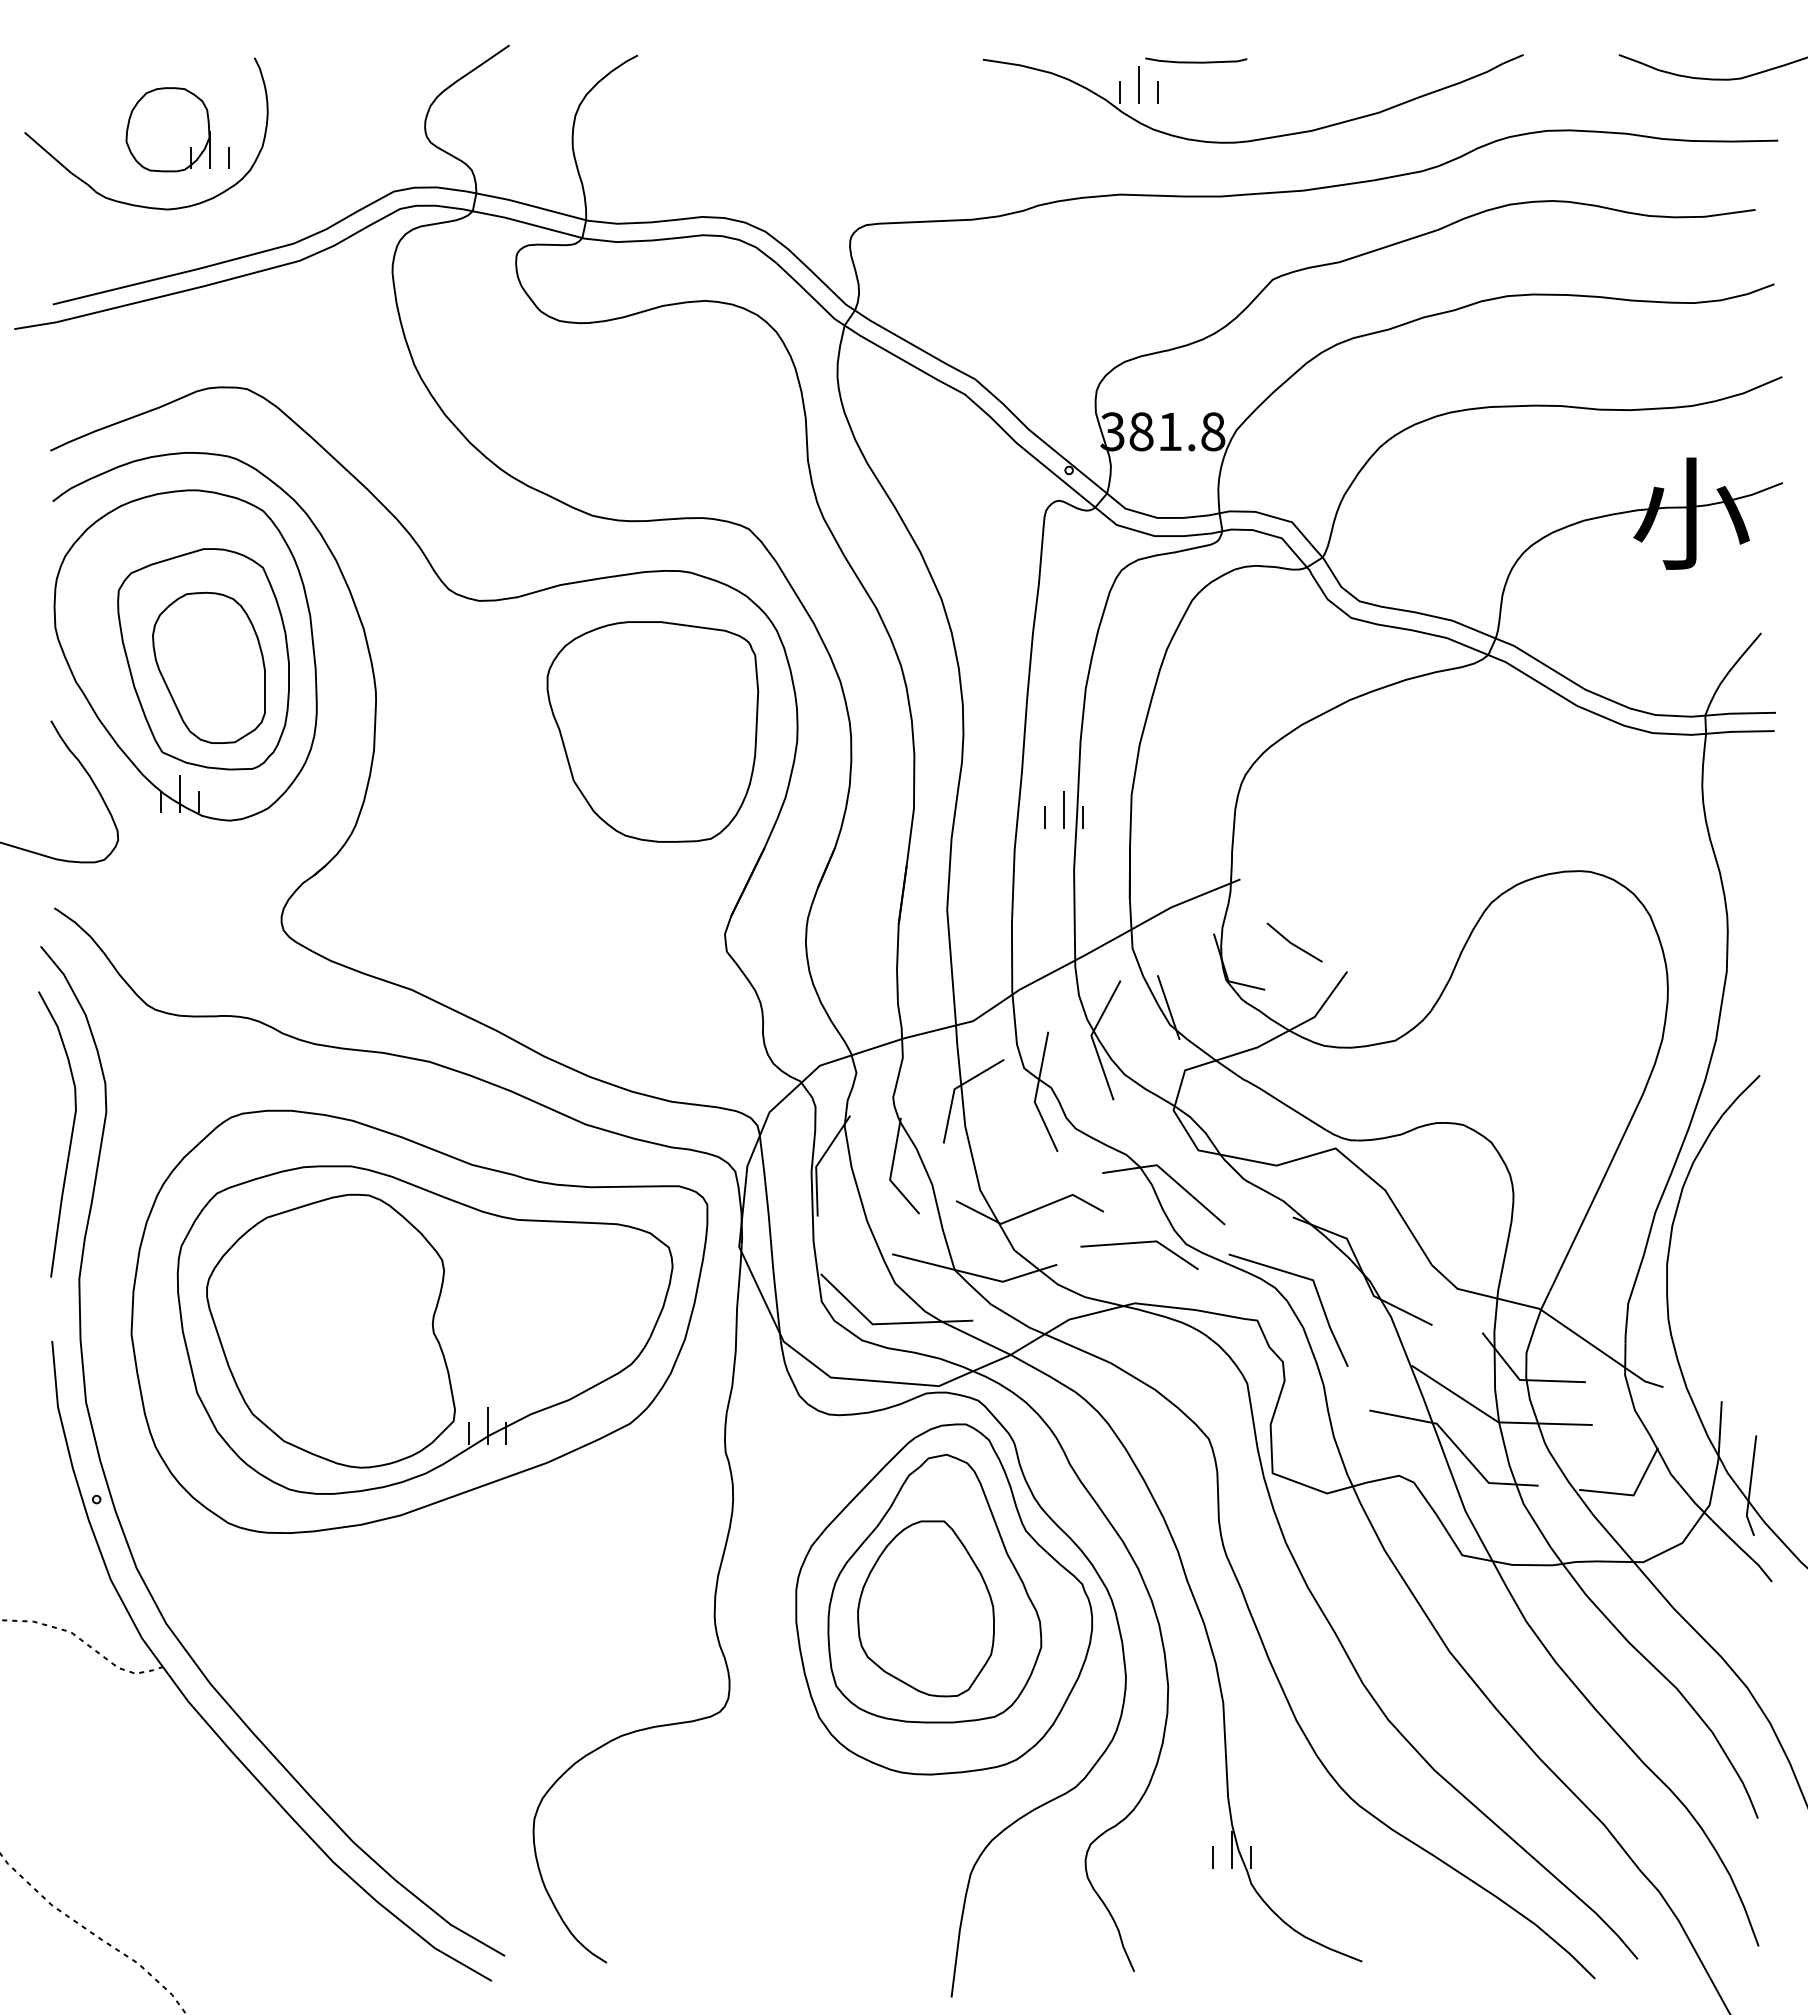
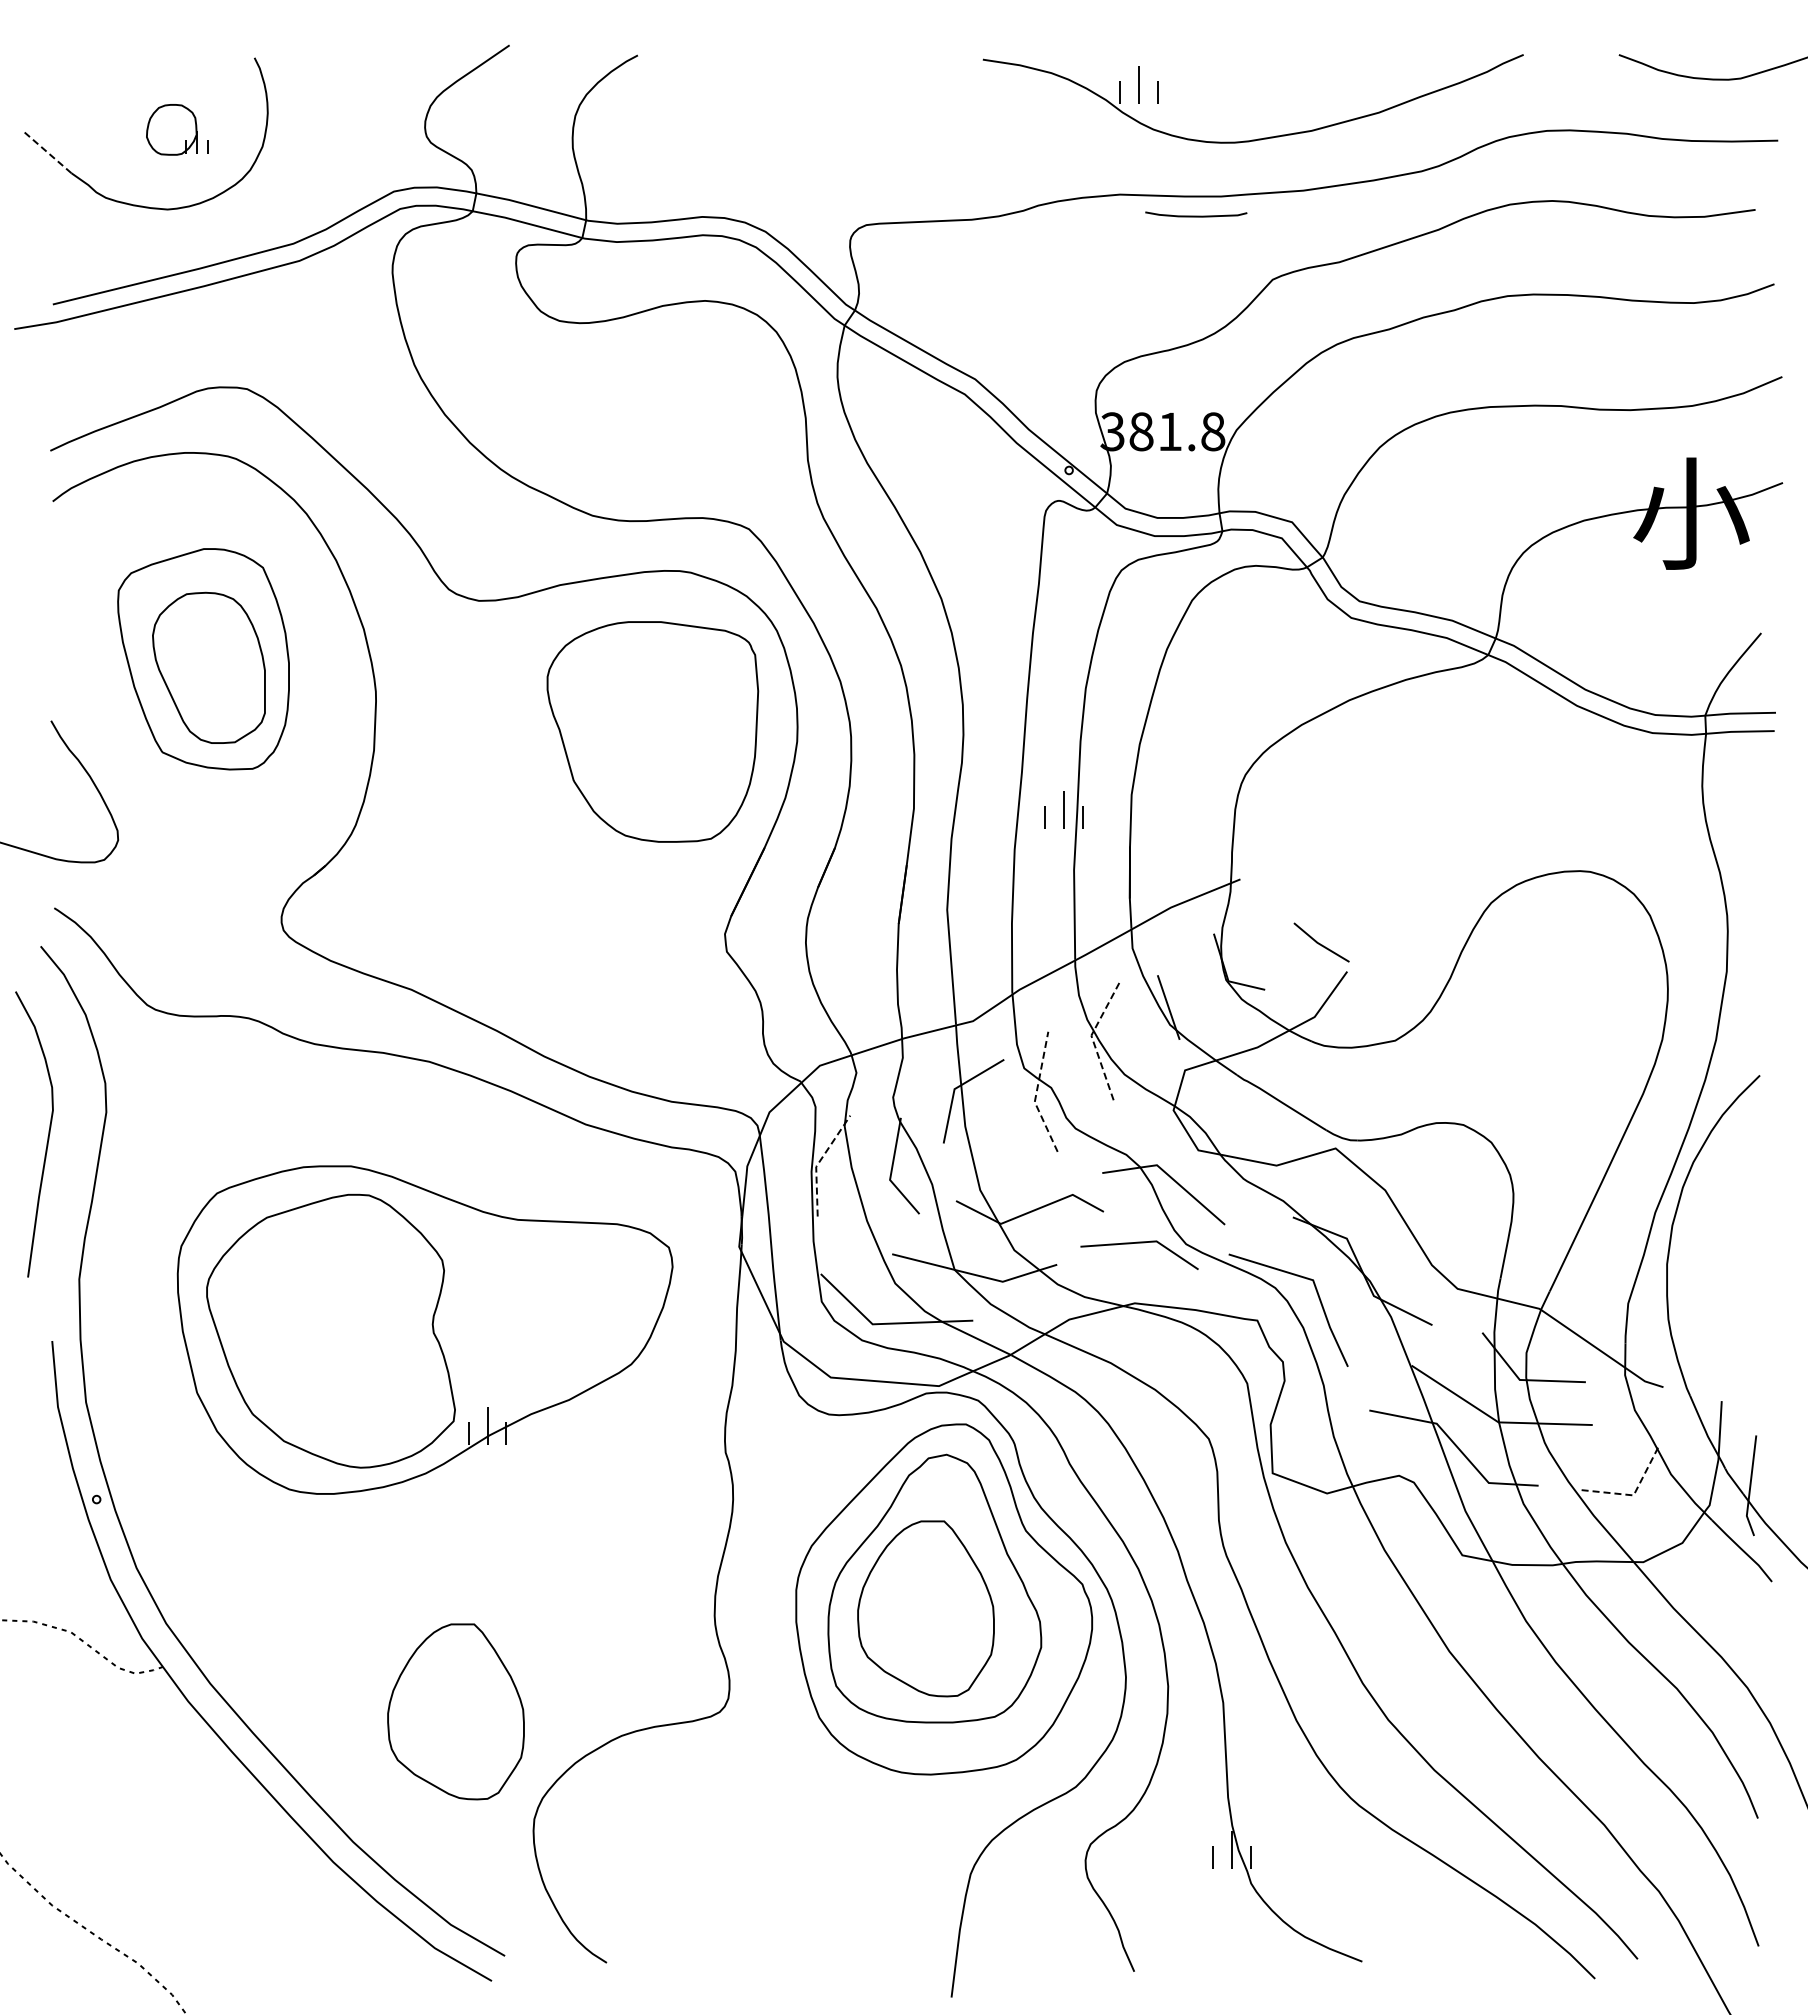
curve position: (1196, 61) -> (1196, 215) (1196, 215)
part size: 105x86 px -> 63x52 px (177, 129)
line: solid -> dashed (47, 152)
part: present -> none (185, 655)
line position: (1293, 943) -> (1320, 943) (1320, 943)
line: solid -> dashed (1091, 1036)
line: solid -> dashed (1036, 1093)
curve position: (70, 1136) -> (47, 1136) (47, 1136)
line: solid -> dashed (819, 1161)
part: present -> none (419, 1321)
line: solid -> dashed (1633, 1495)
part: none -> present (455, 1711)
